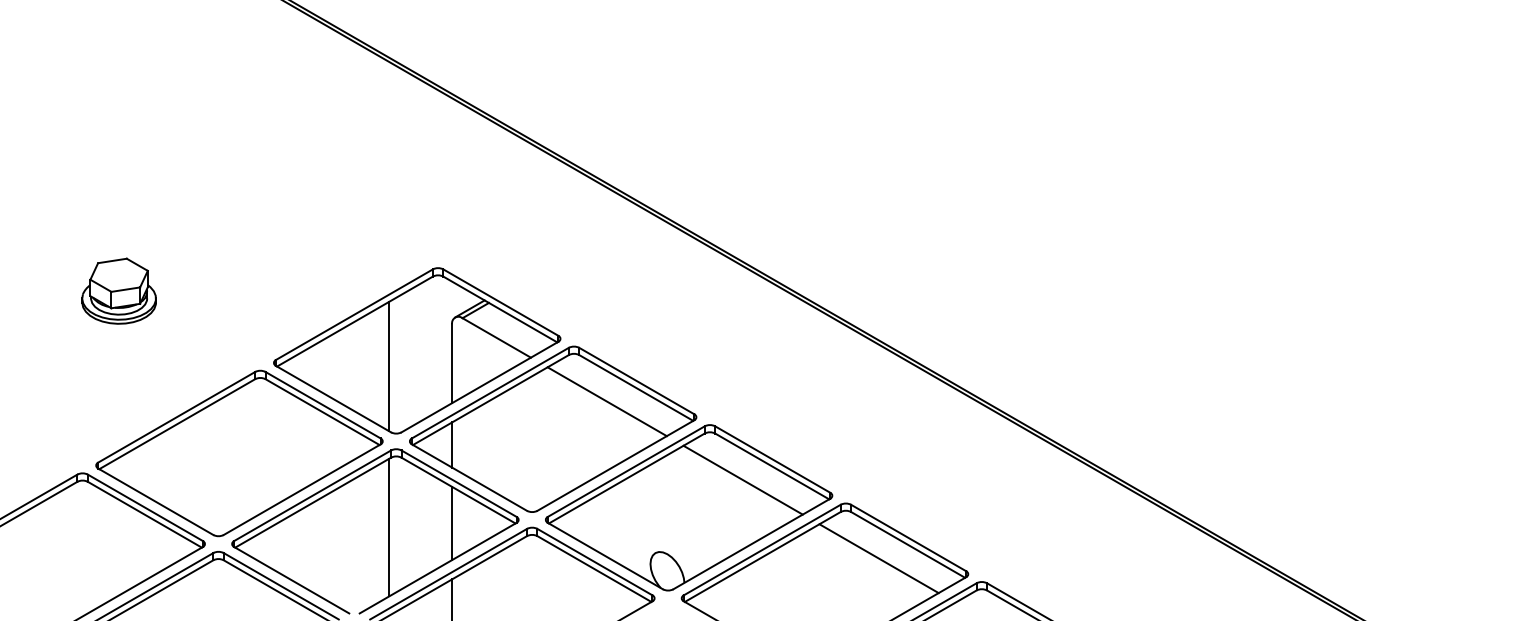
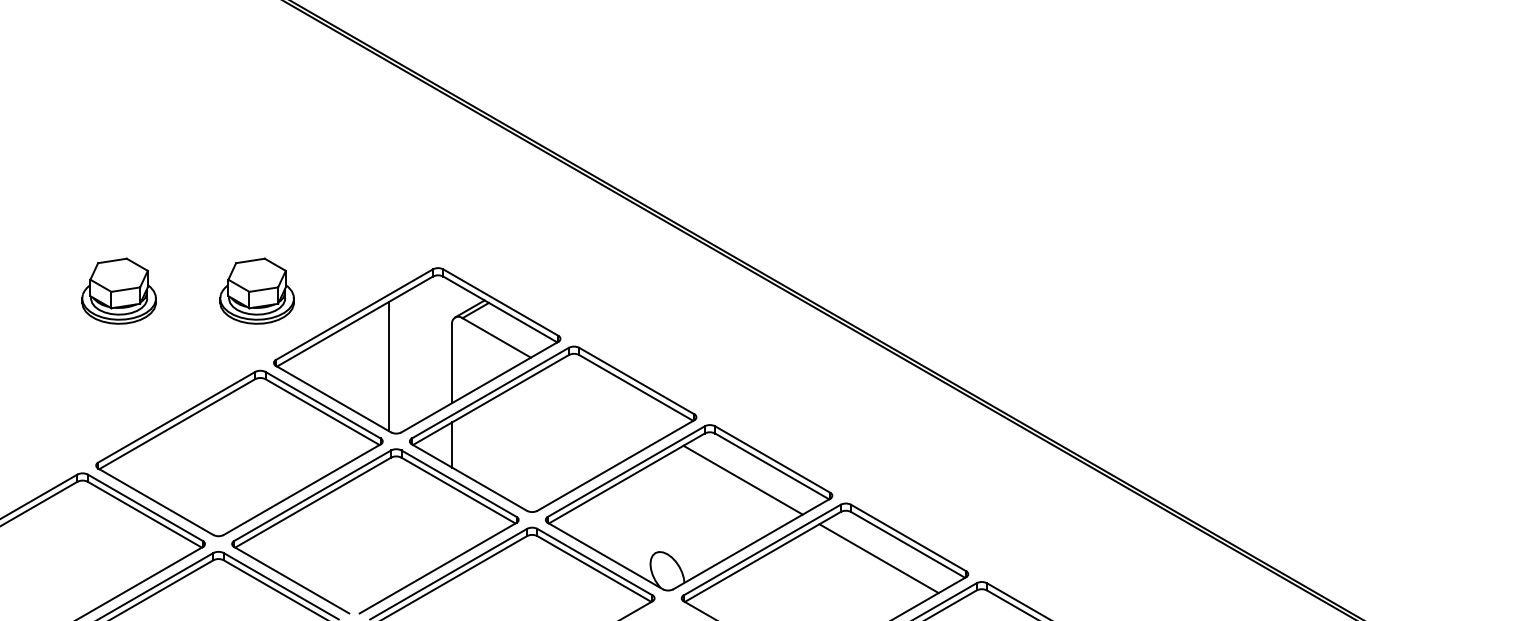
part: none -> present (256, 290)
line: present -> none (606, 401)
line: present -> none (452, 523)
line: present -> none (389, 527)
line: present -> none (452, 598)
